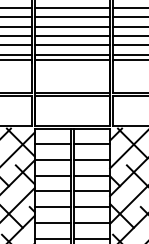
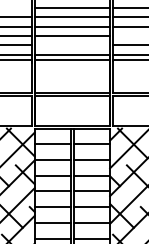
line: present -> none (16, 7)
line: present -> none (129, 35)
line: present -> none (72, 45)
